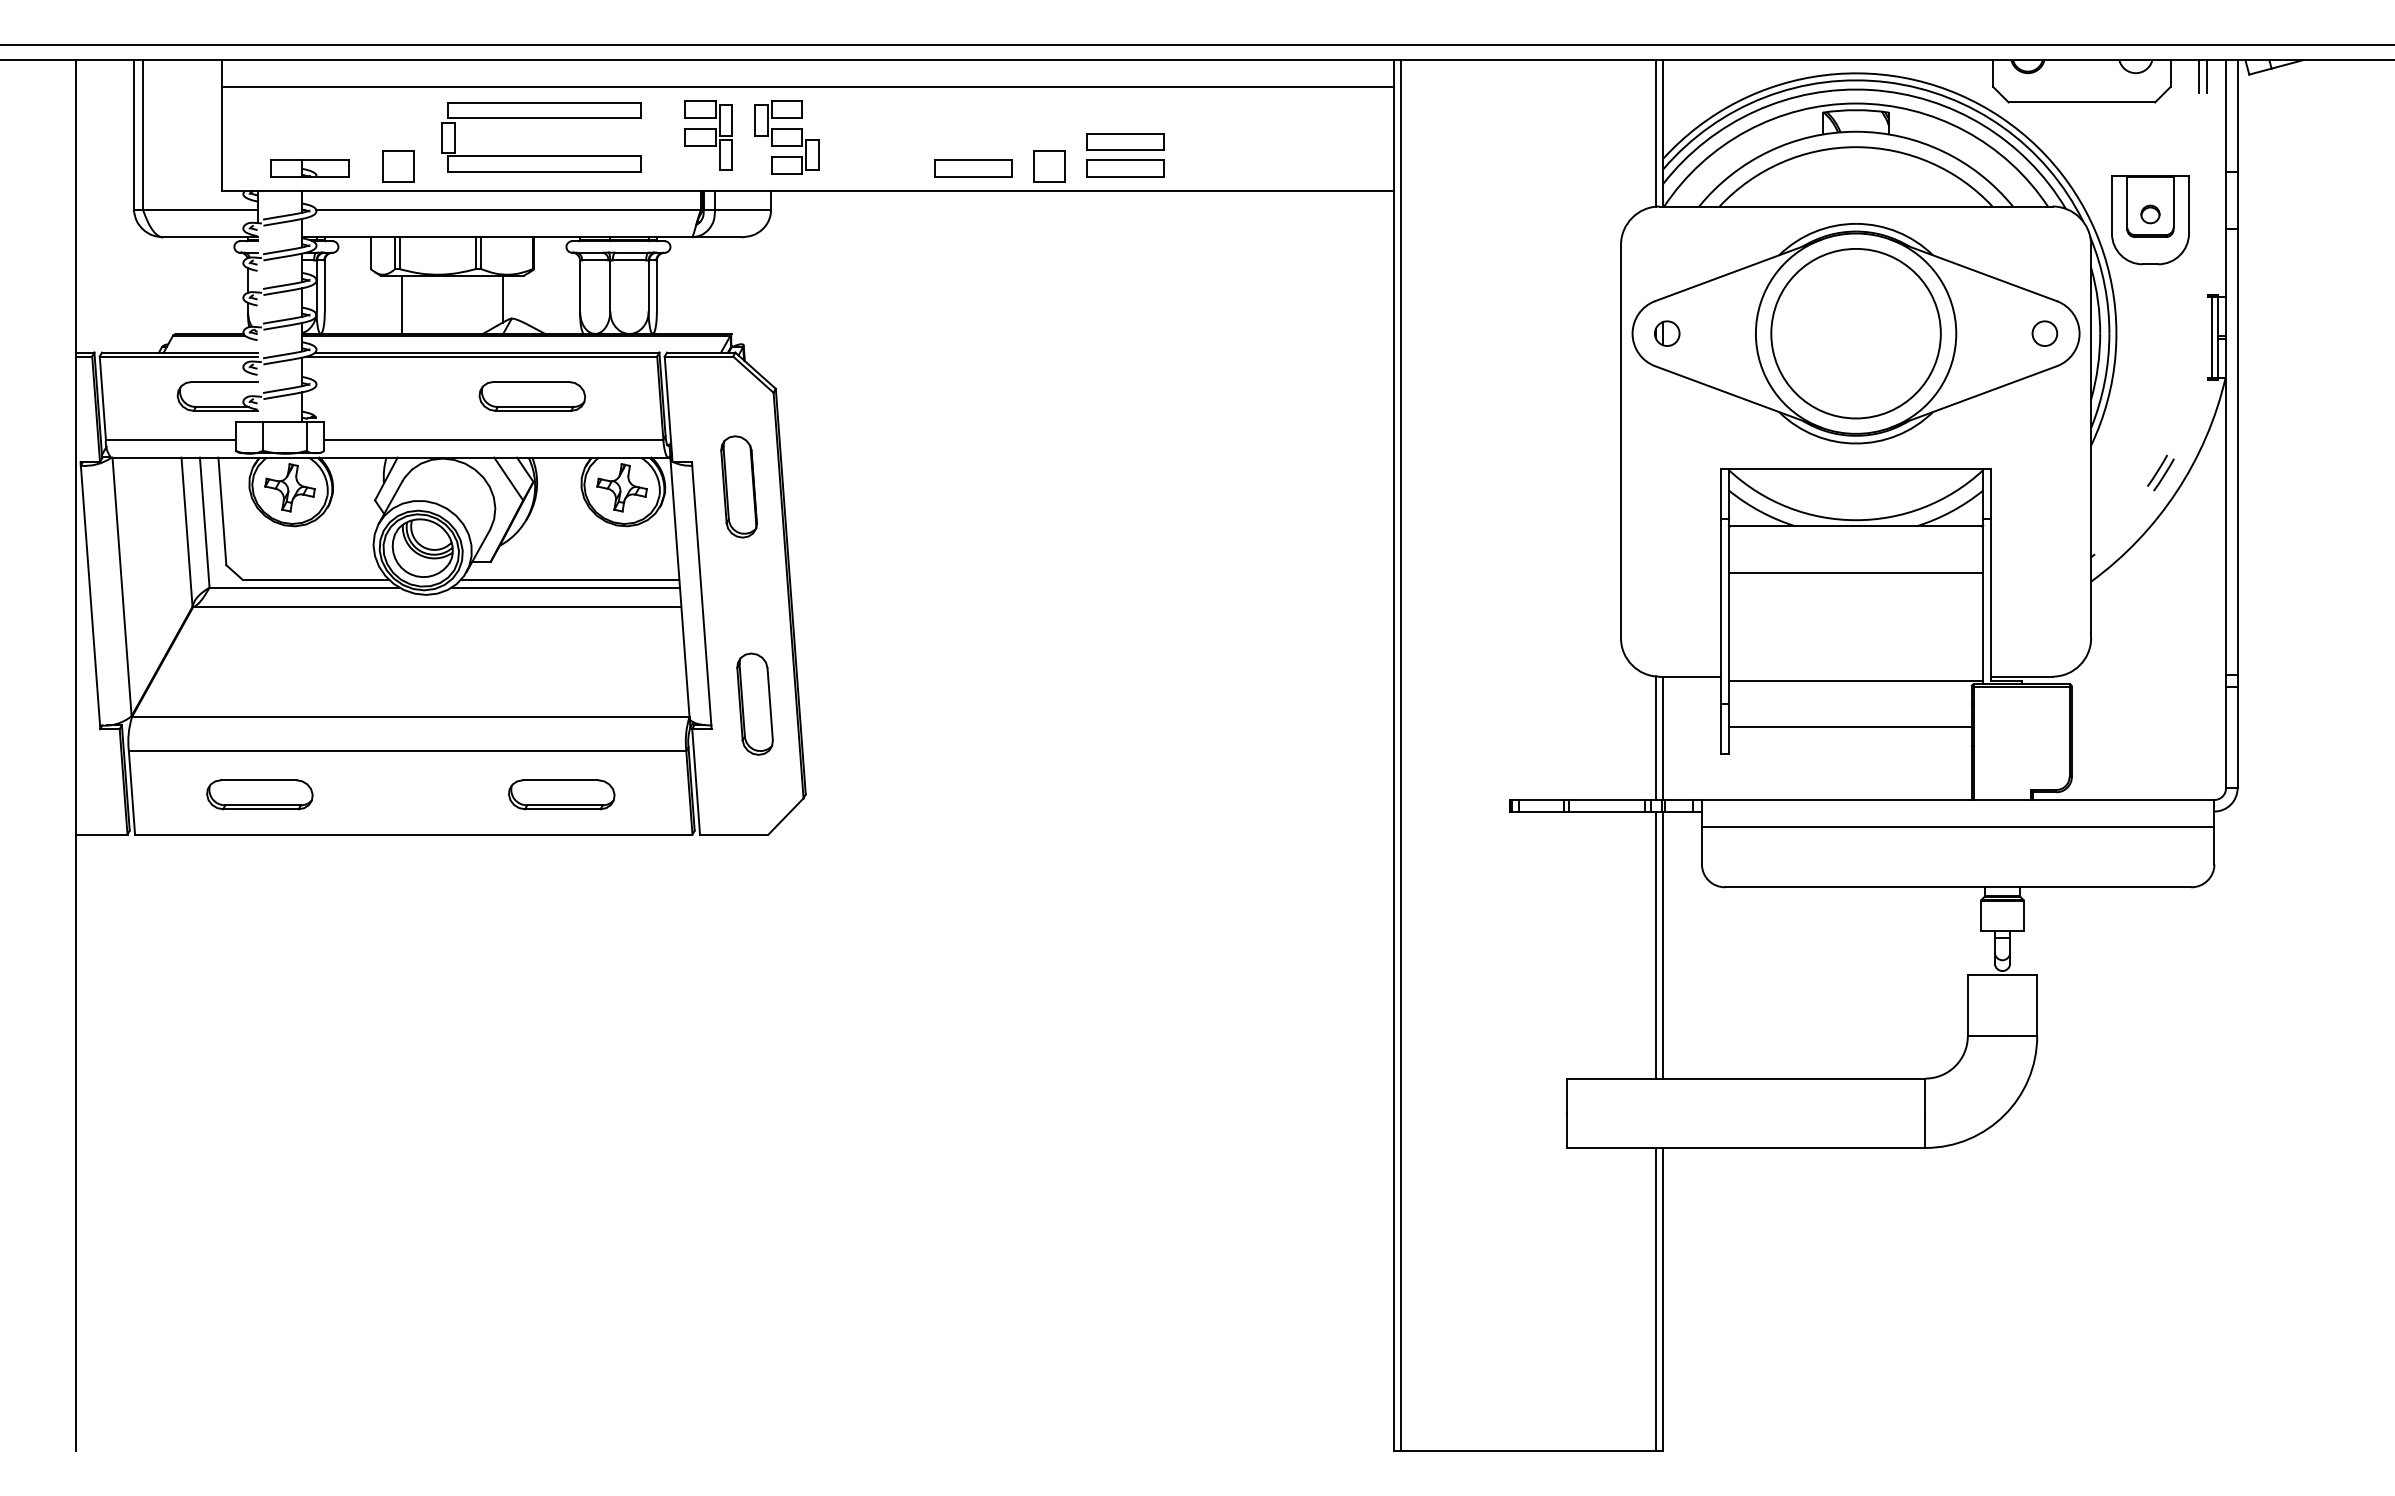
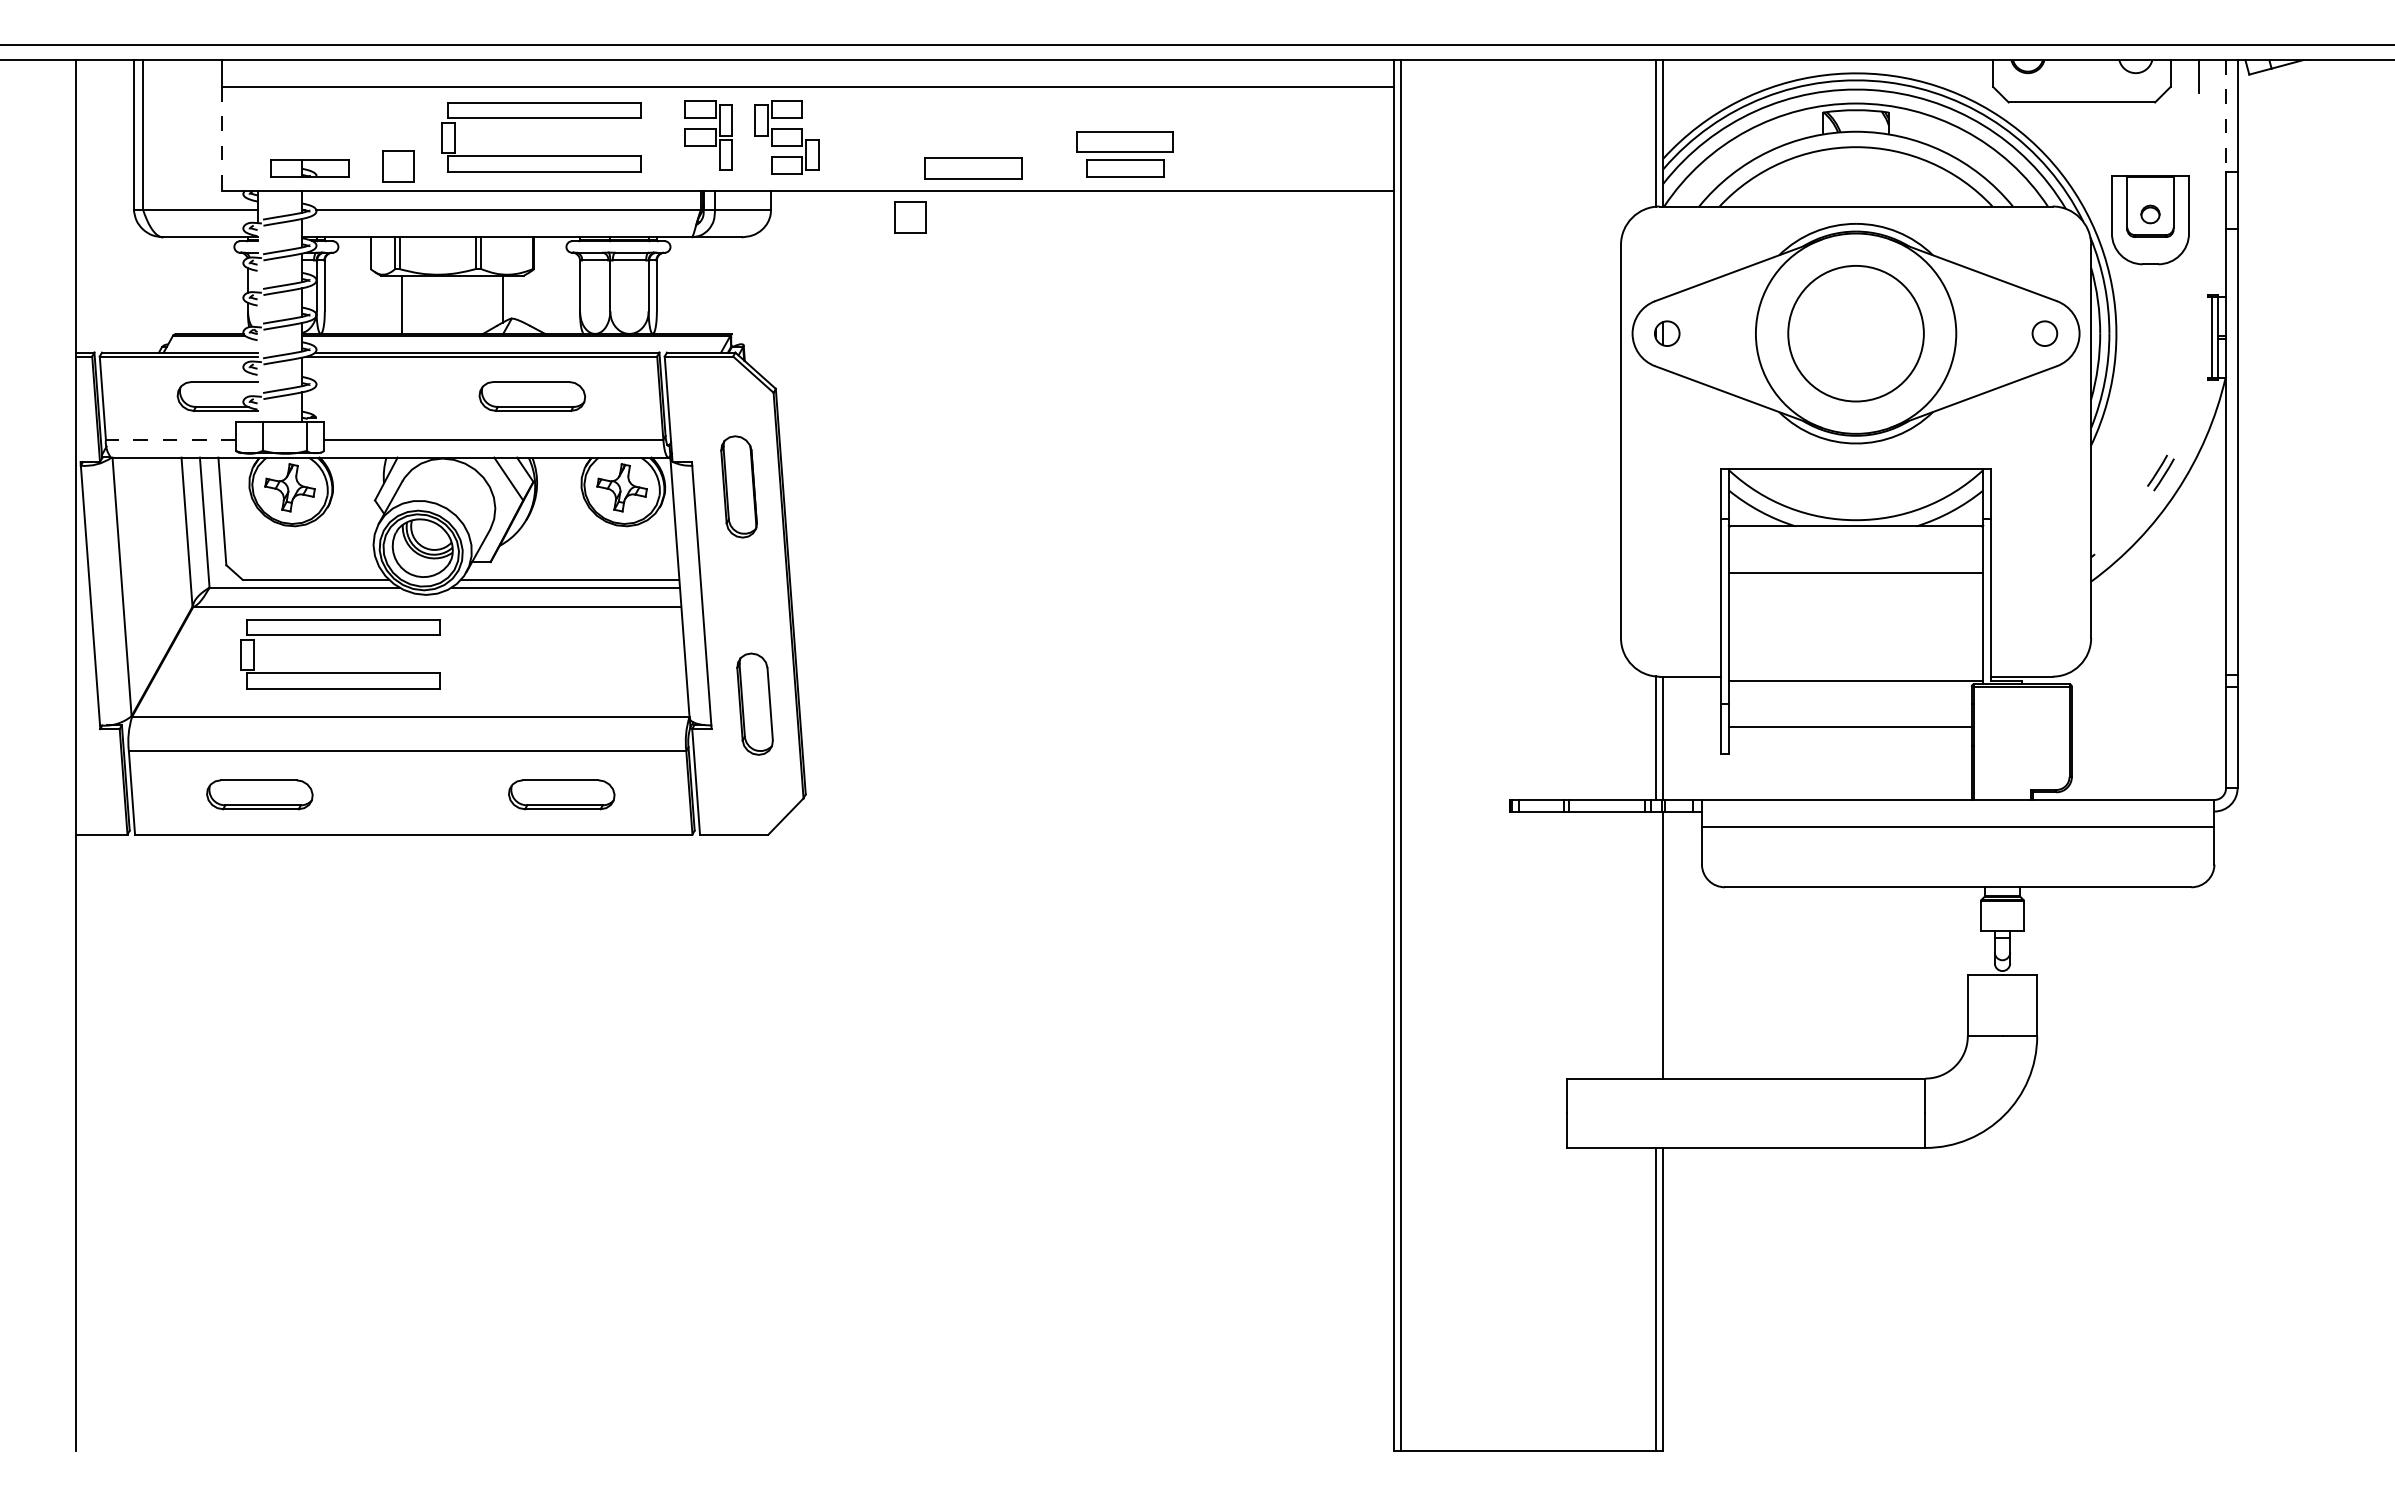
line: present -> none (2206, 76)
line: solid -> dashed (2226, 116)
line: solid -> dashed (222, 139)
part size: 79x18 px -> 98x22 px (1124, 141)
part position: (1049, 166) -> (910, 217) (910, 217)
part size: 79x19 px -> 99x23 px (973, 168)
circle diameter: 170 px -> 136 px (1855, 333)
line: solid -> dashed (170, 439)
part: none -> present (340, 672)
line: present -> none (1655, 944)
